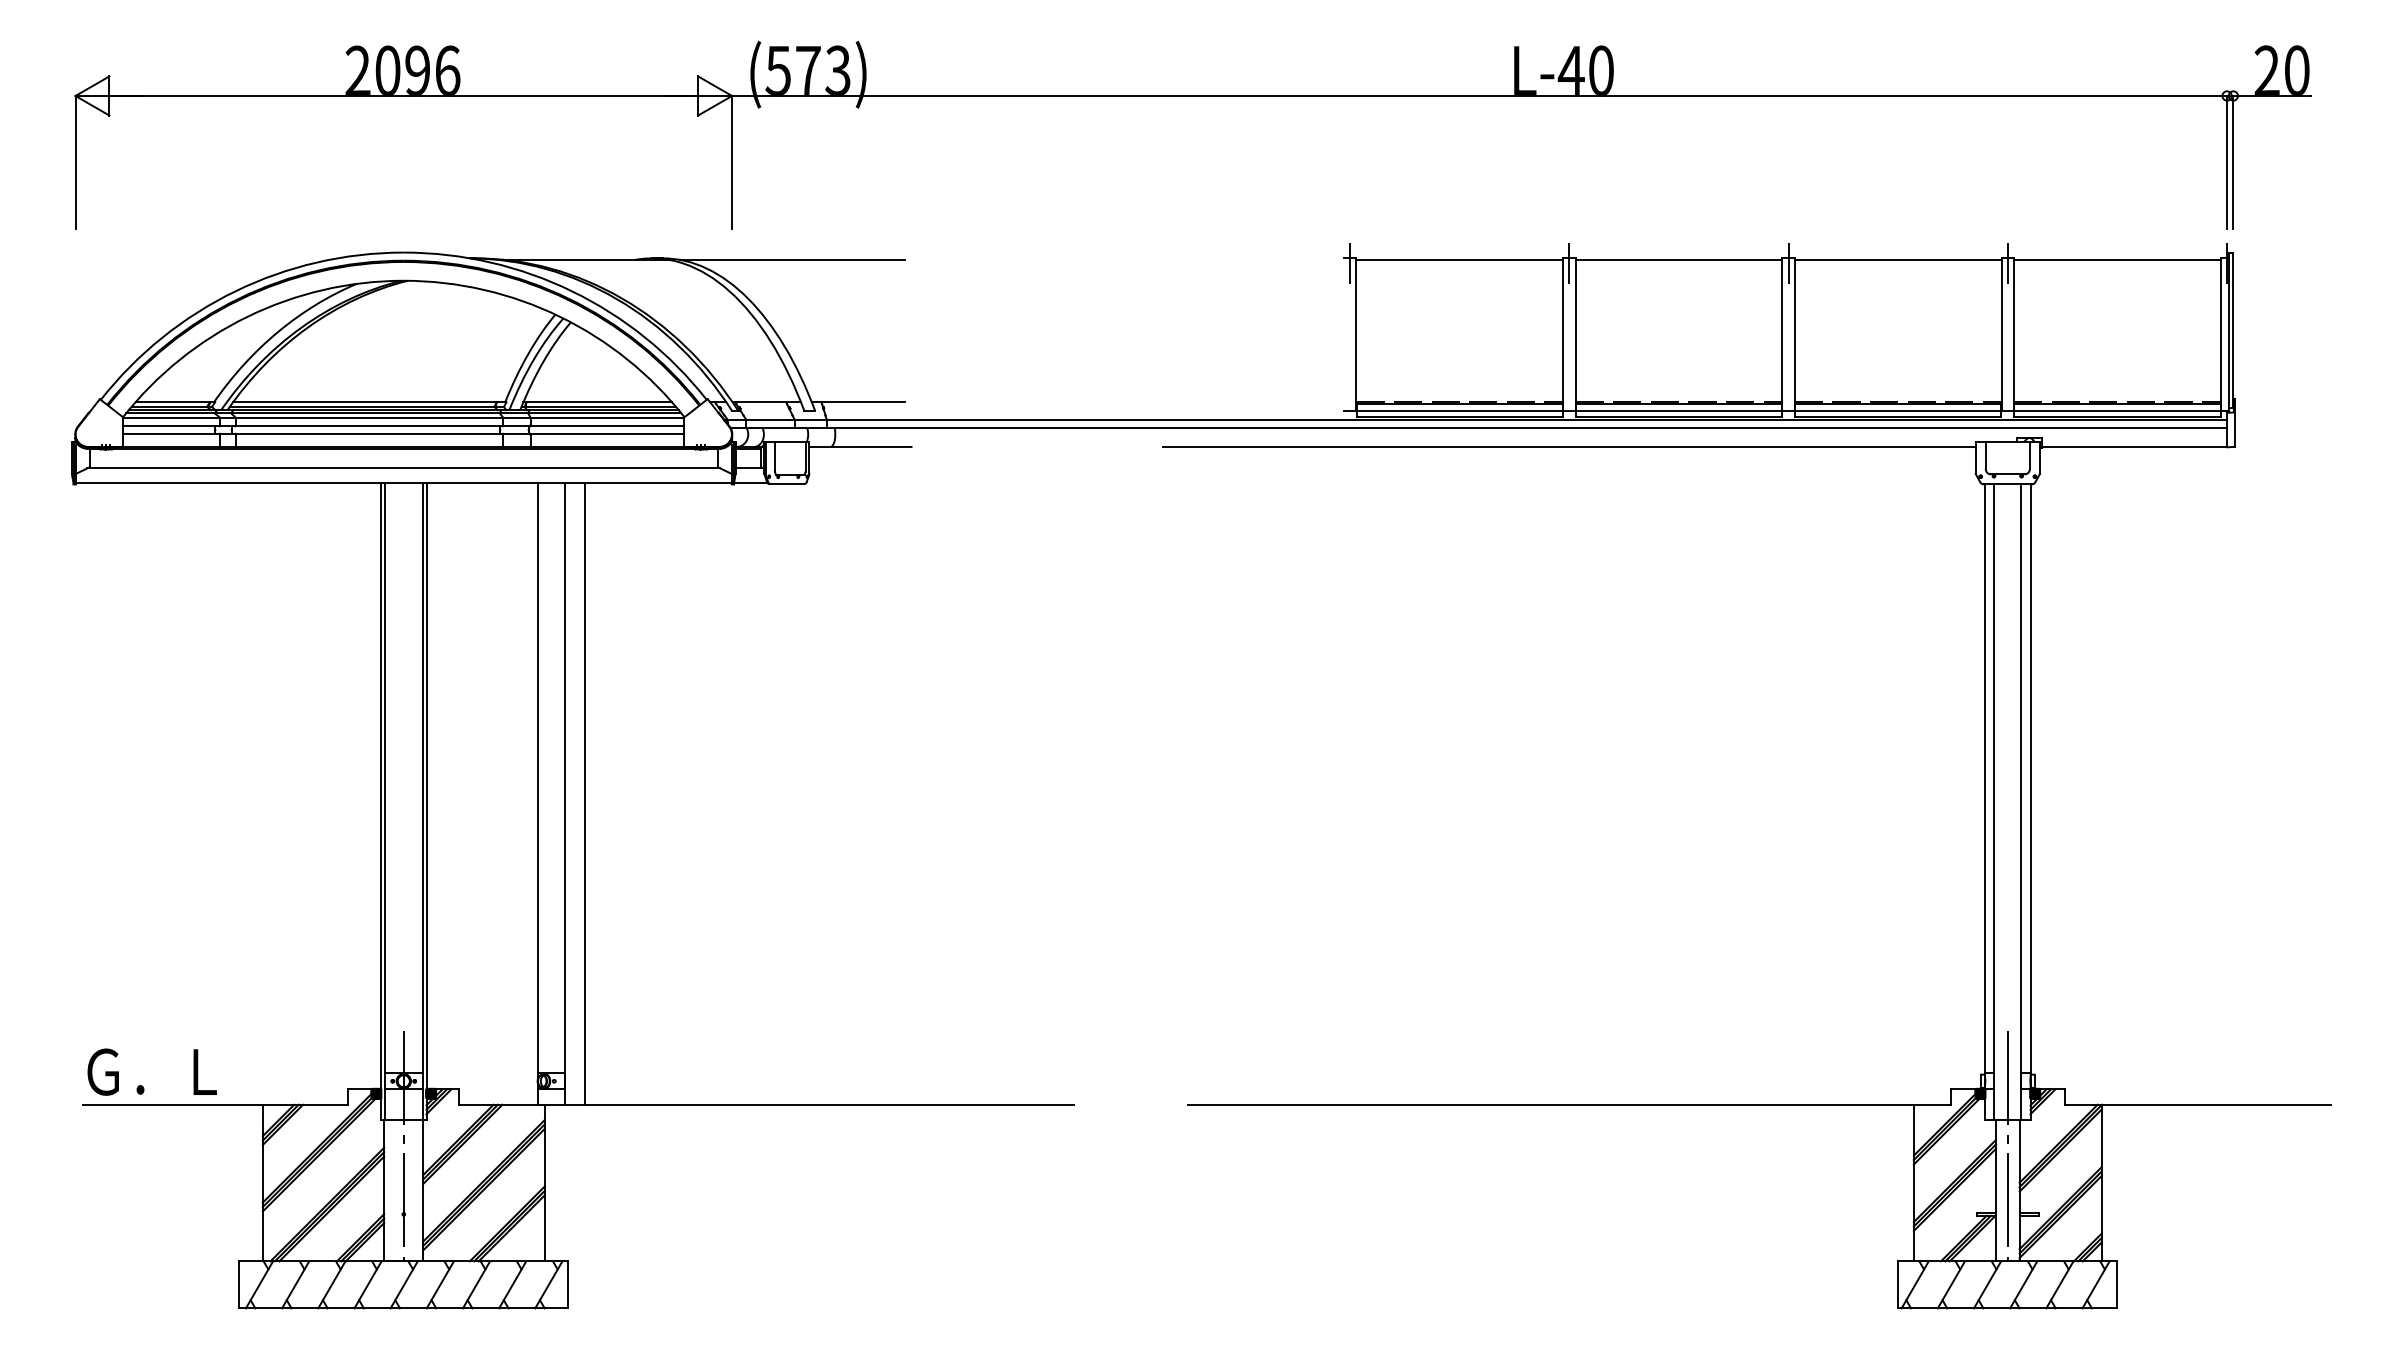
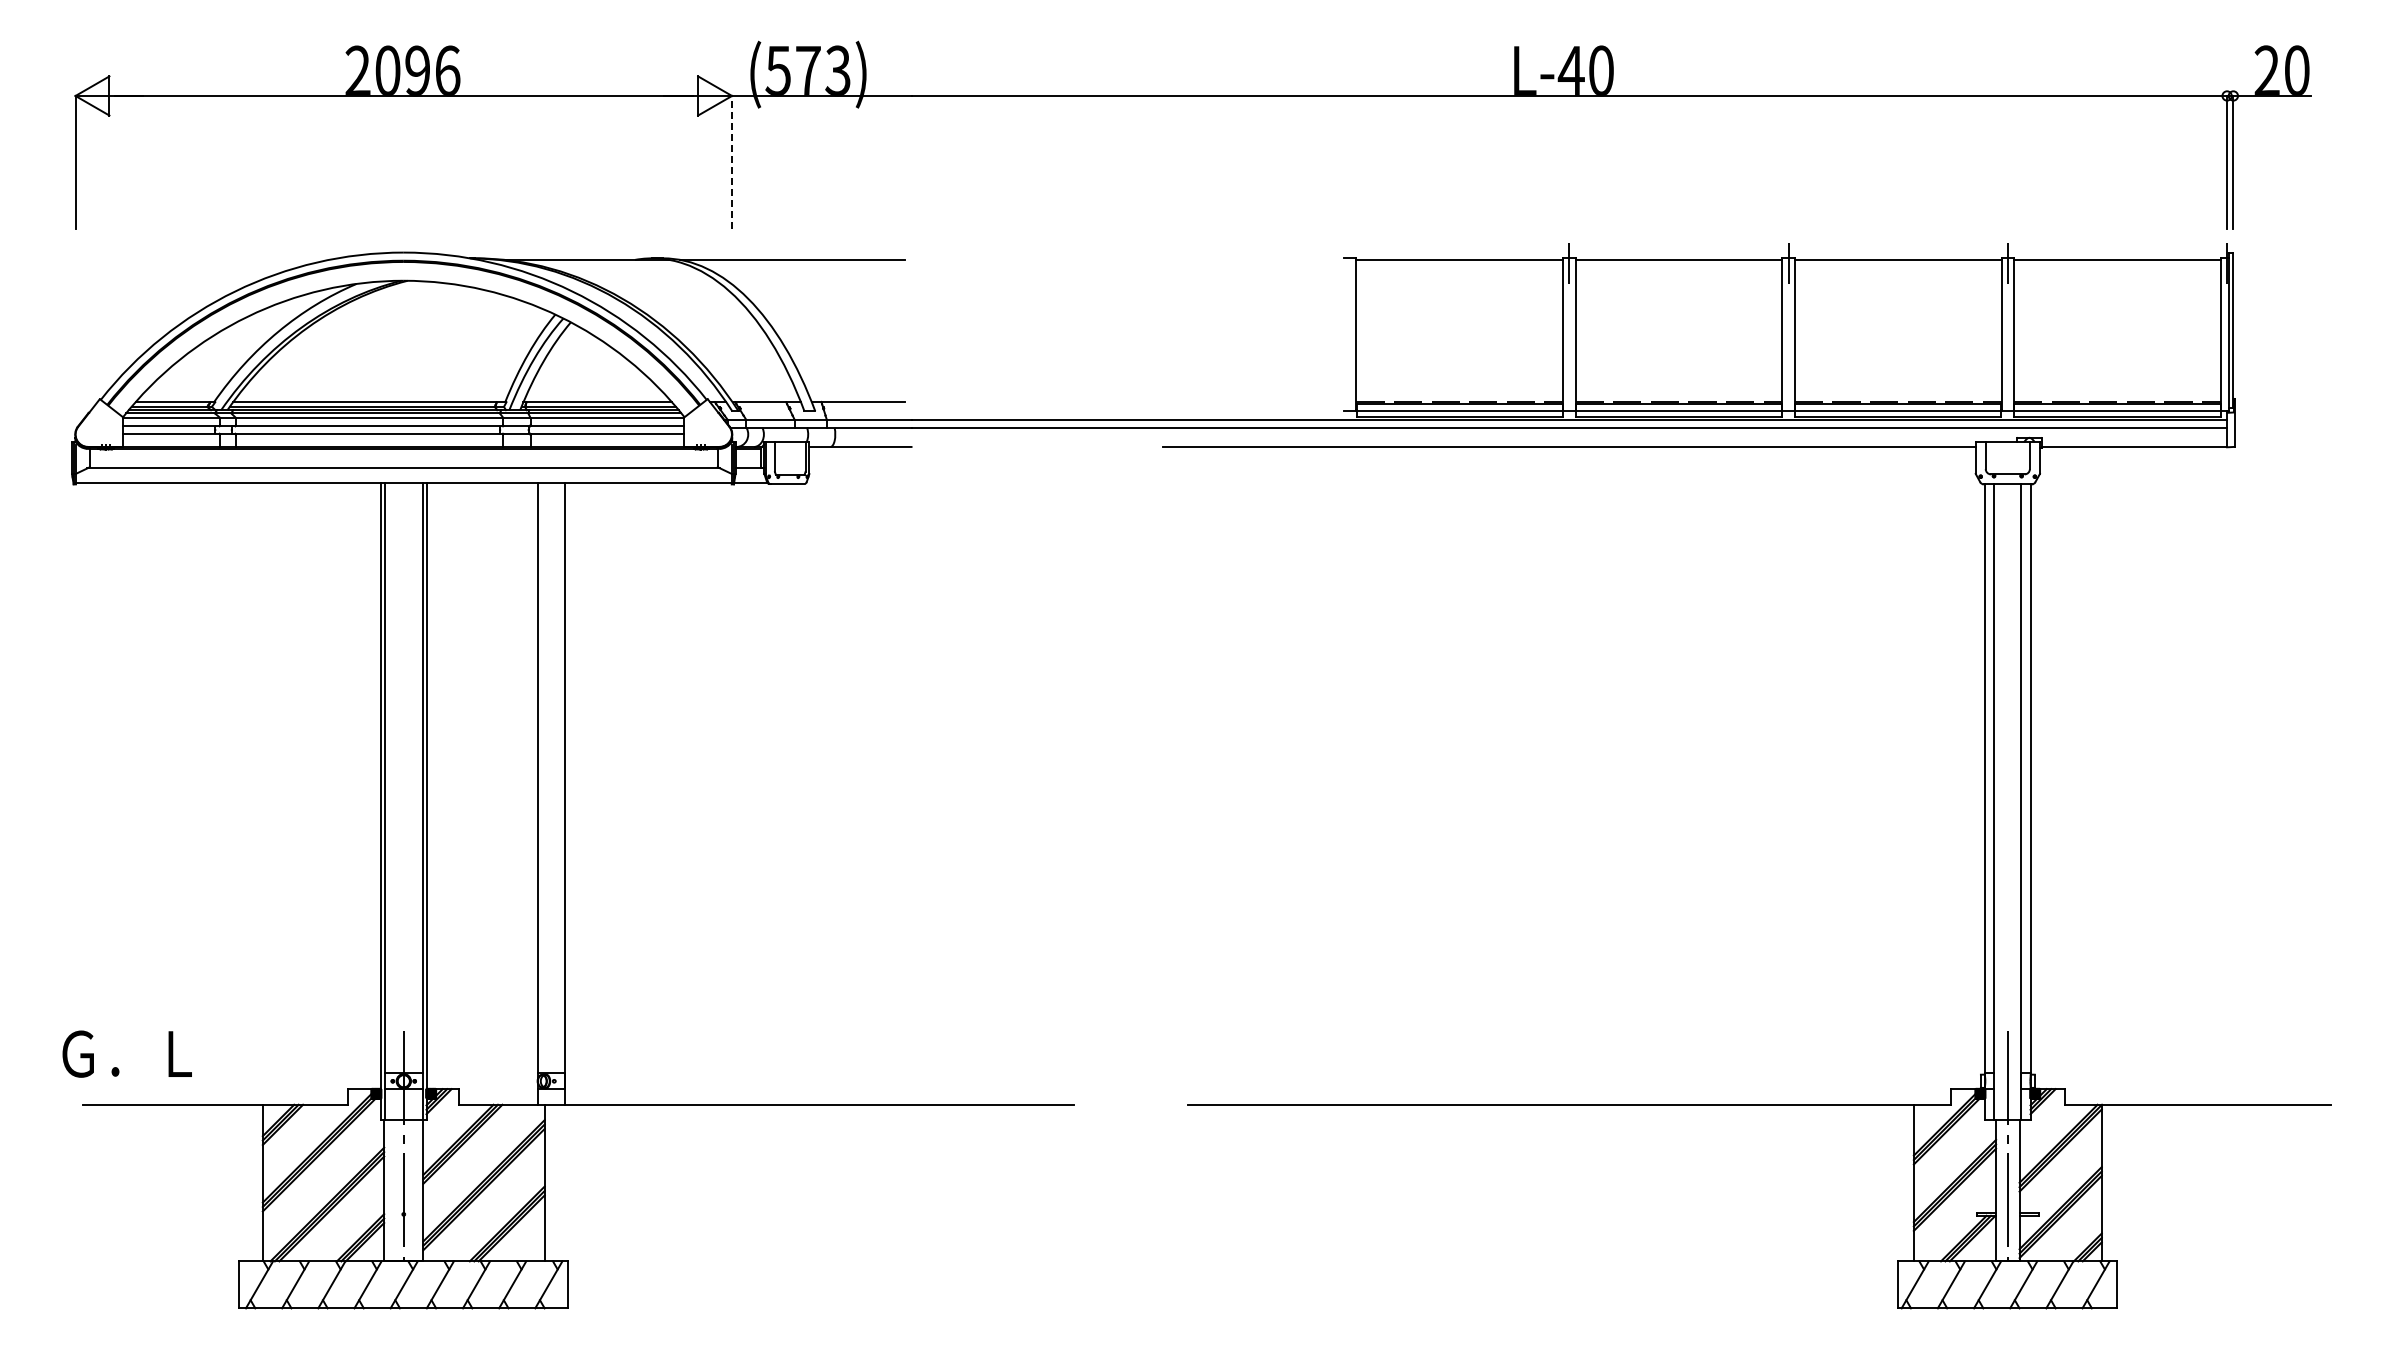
line: solid -> dashed (732, 162)
line: present -> none (1350, 263)
line: present -> none (584, 793)
text position: (151, 1071) -> (126, 1053) (126, 1053)
